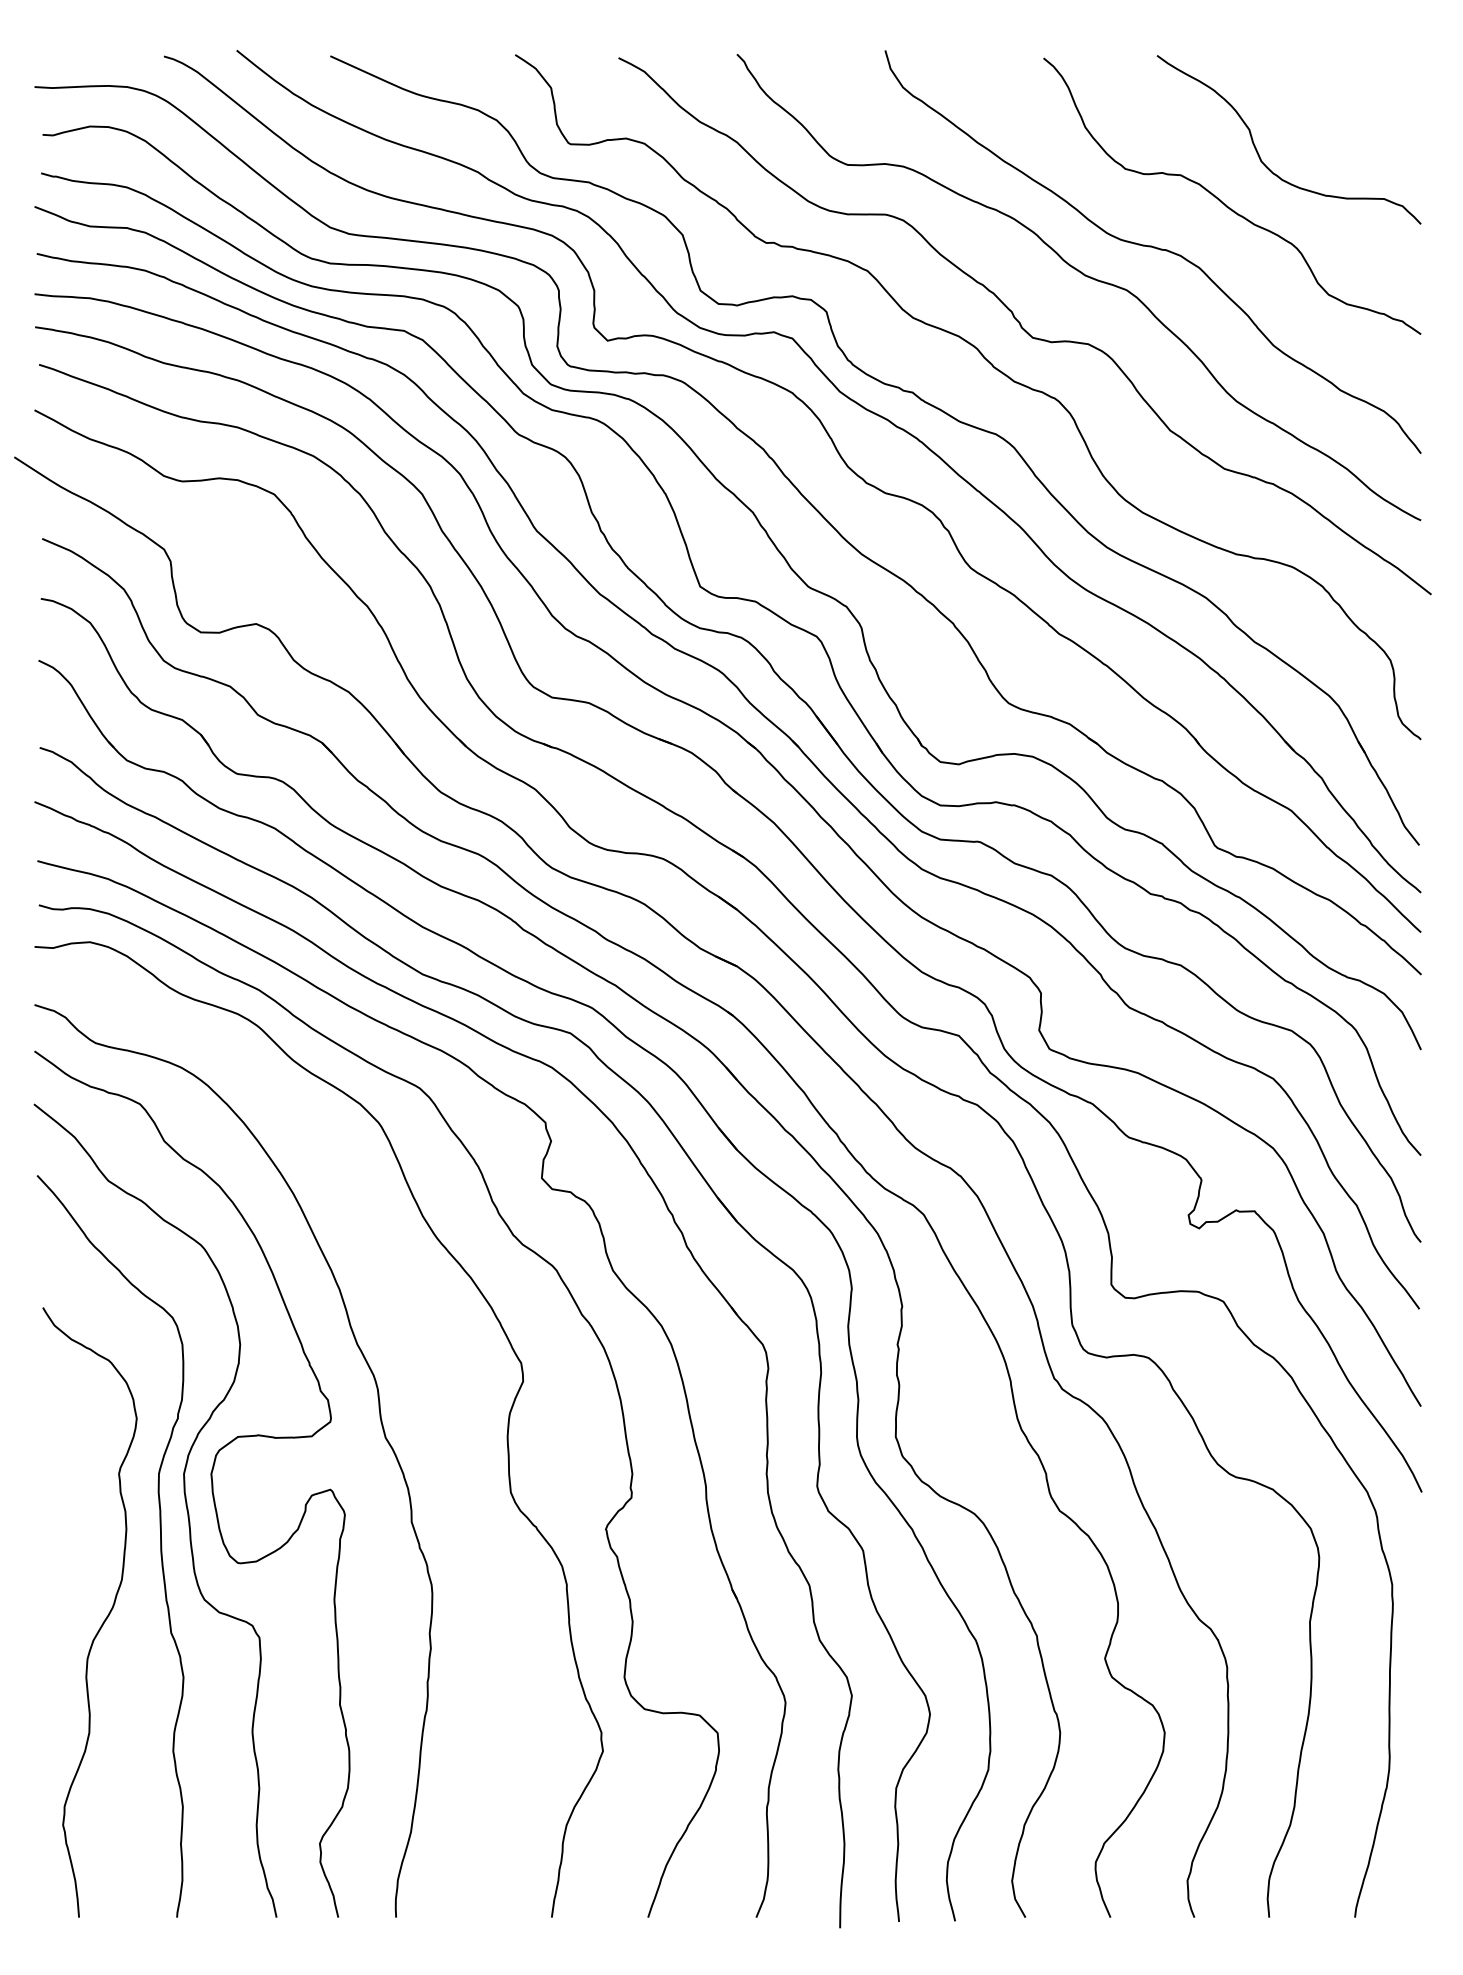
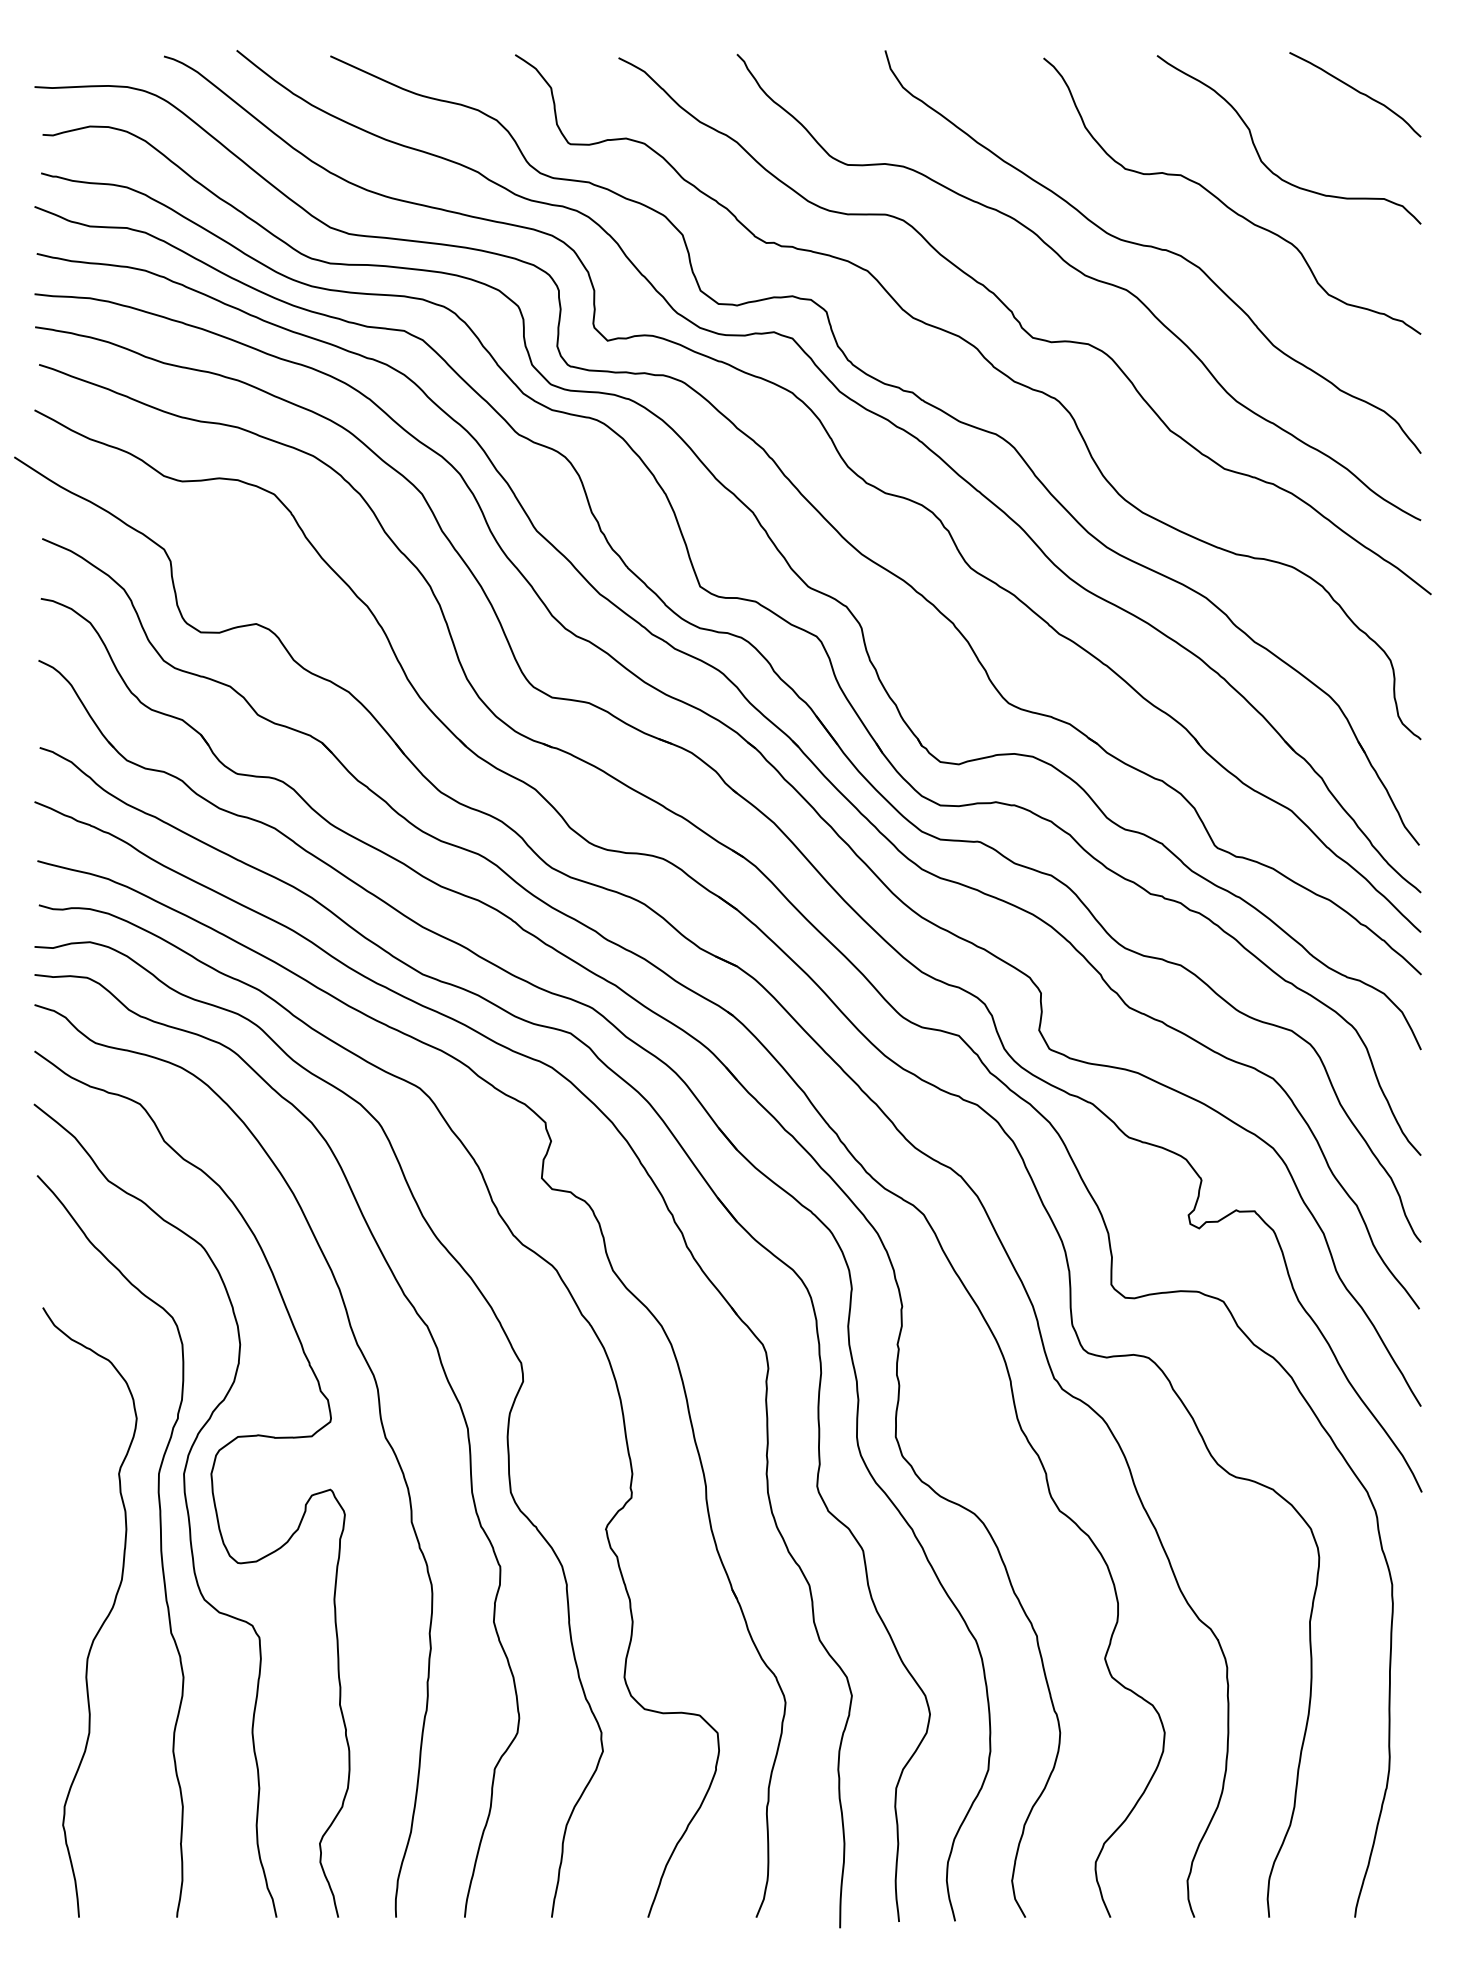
curve: none -> present (1357, 92)
curve: none -> present (446, 1380)
